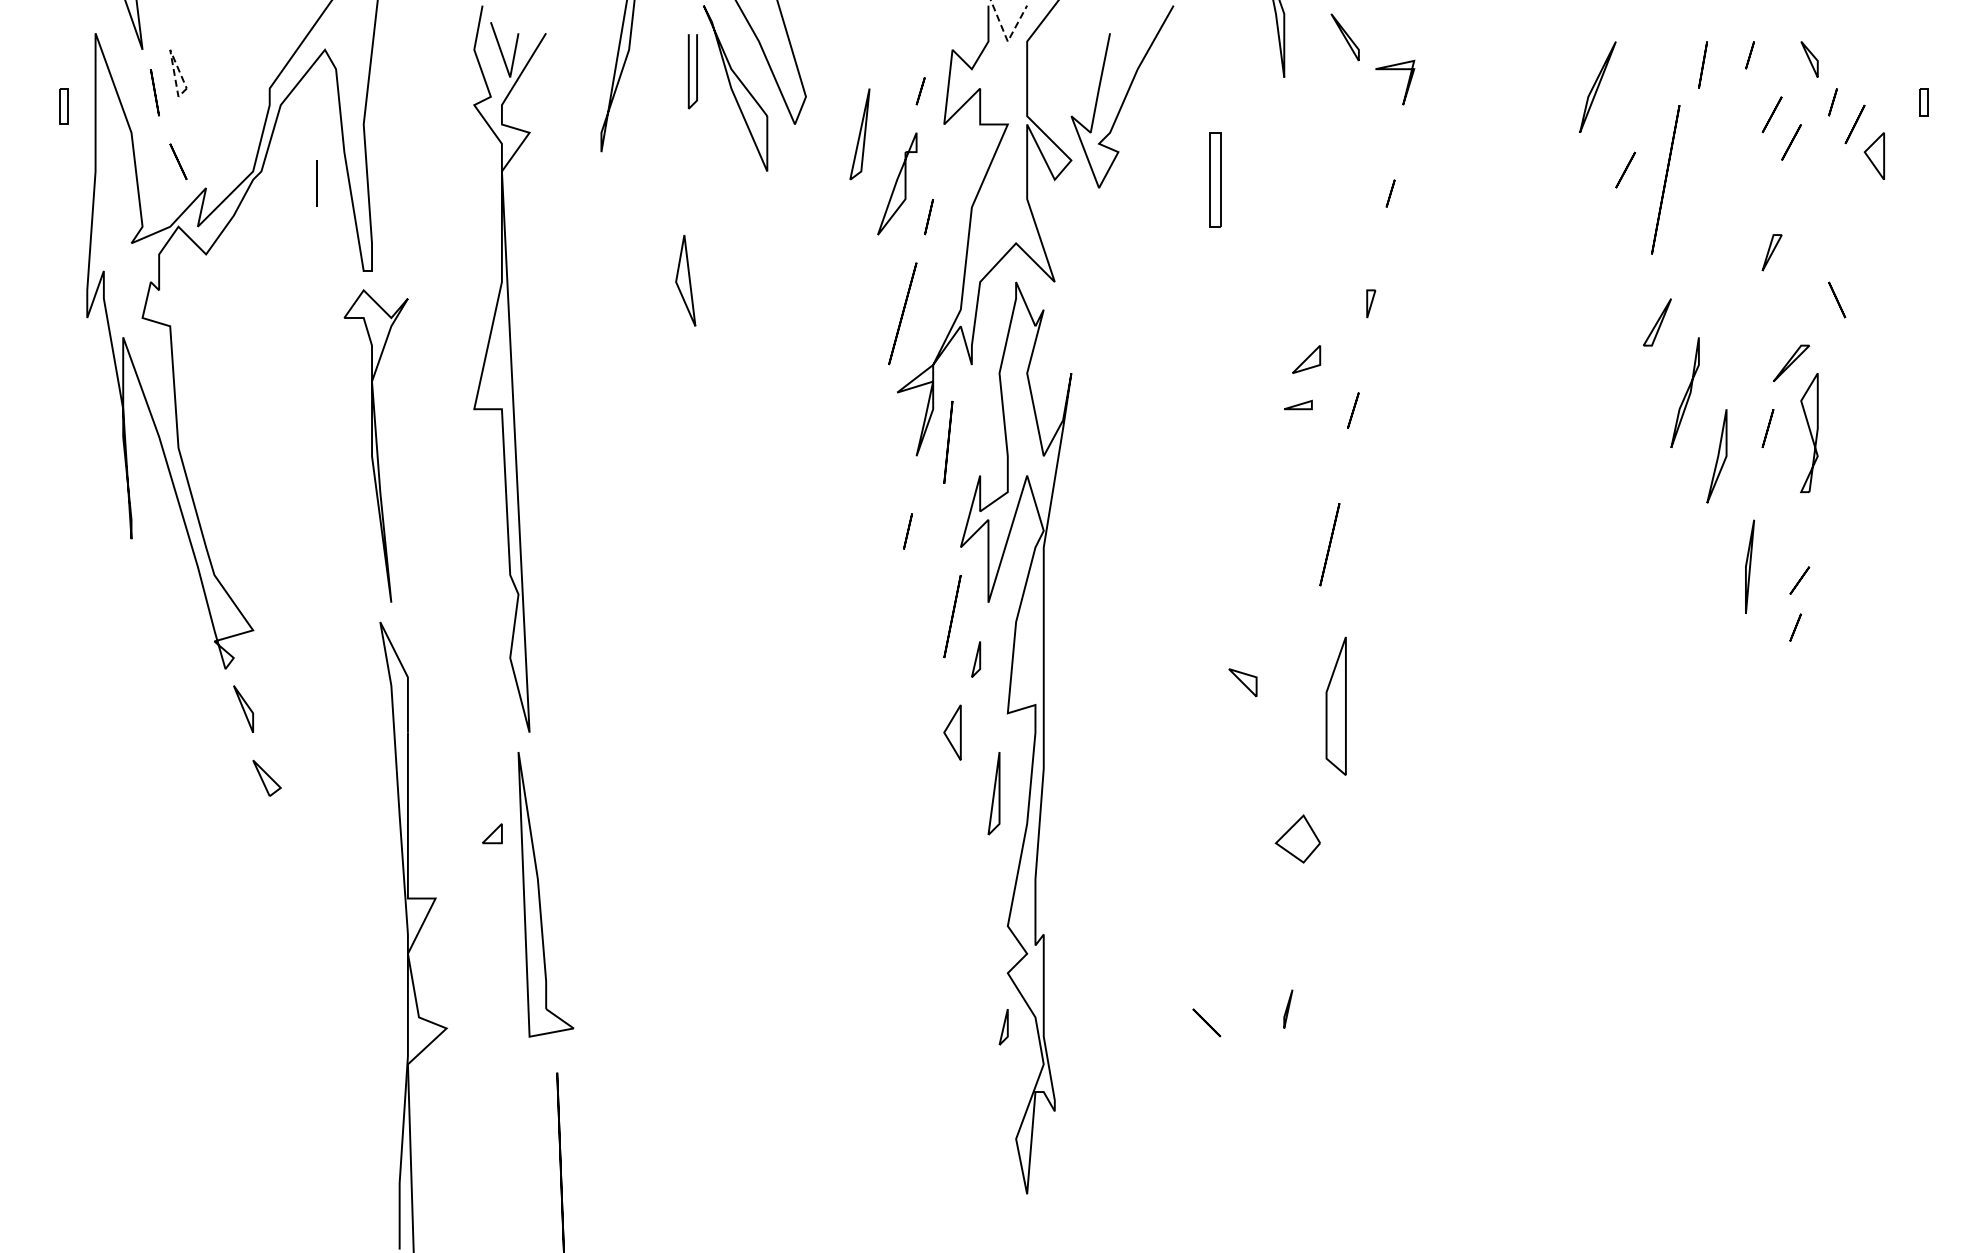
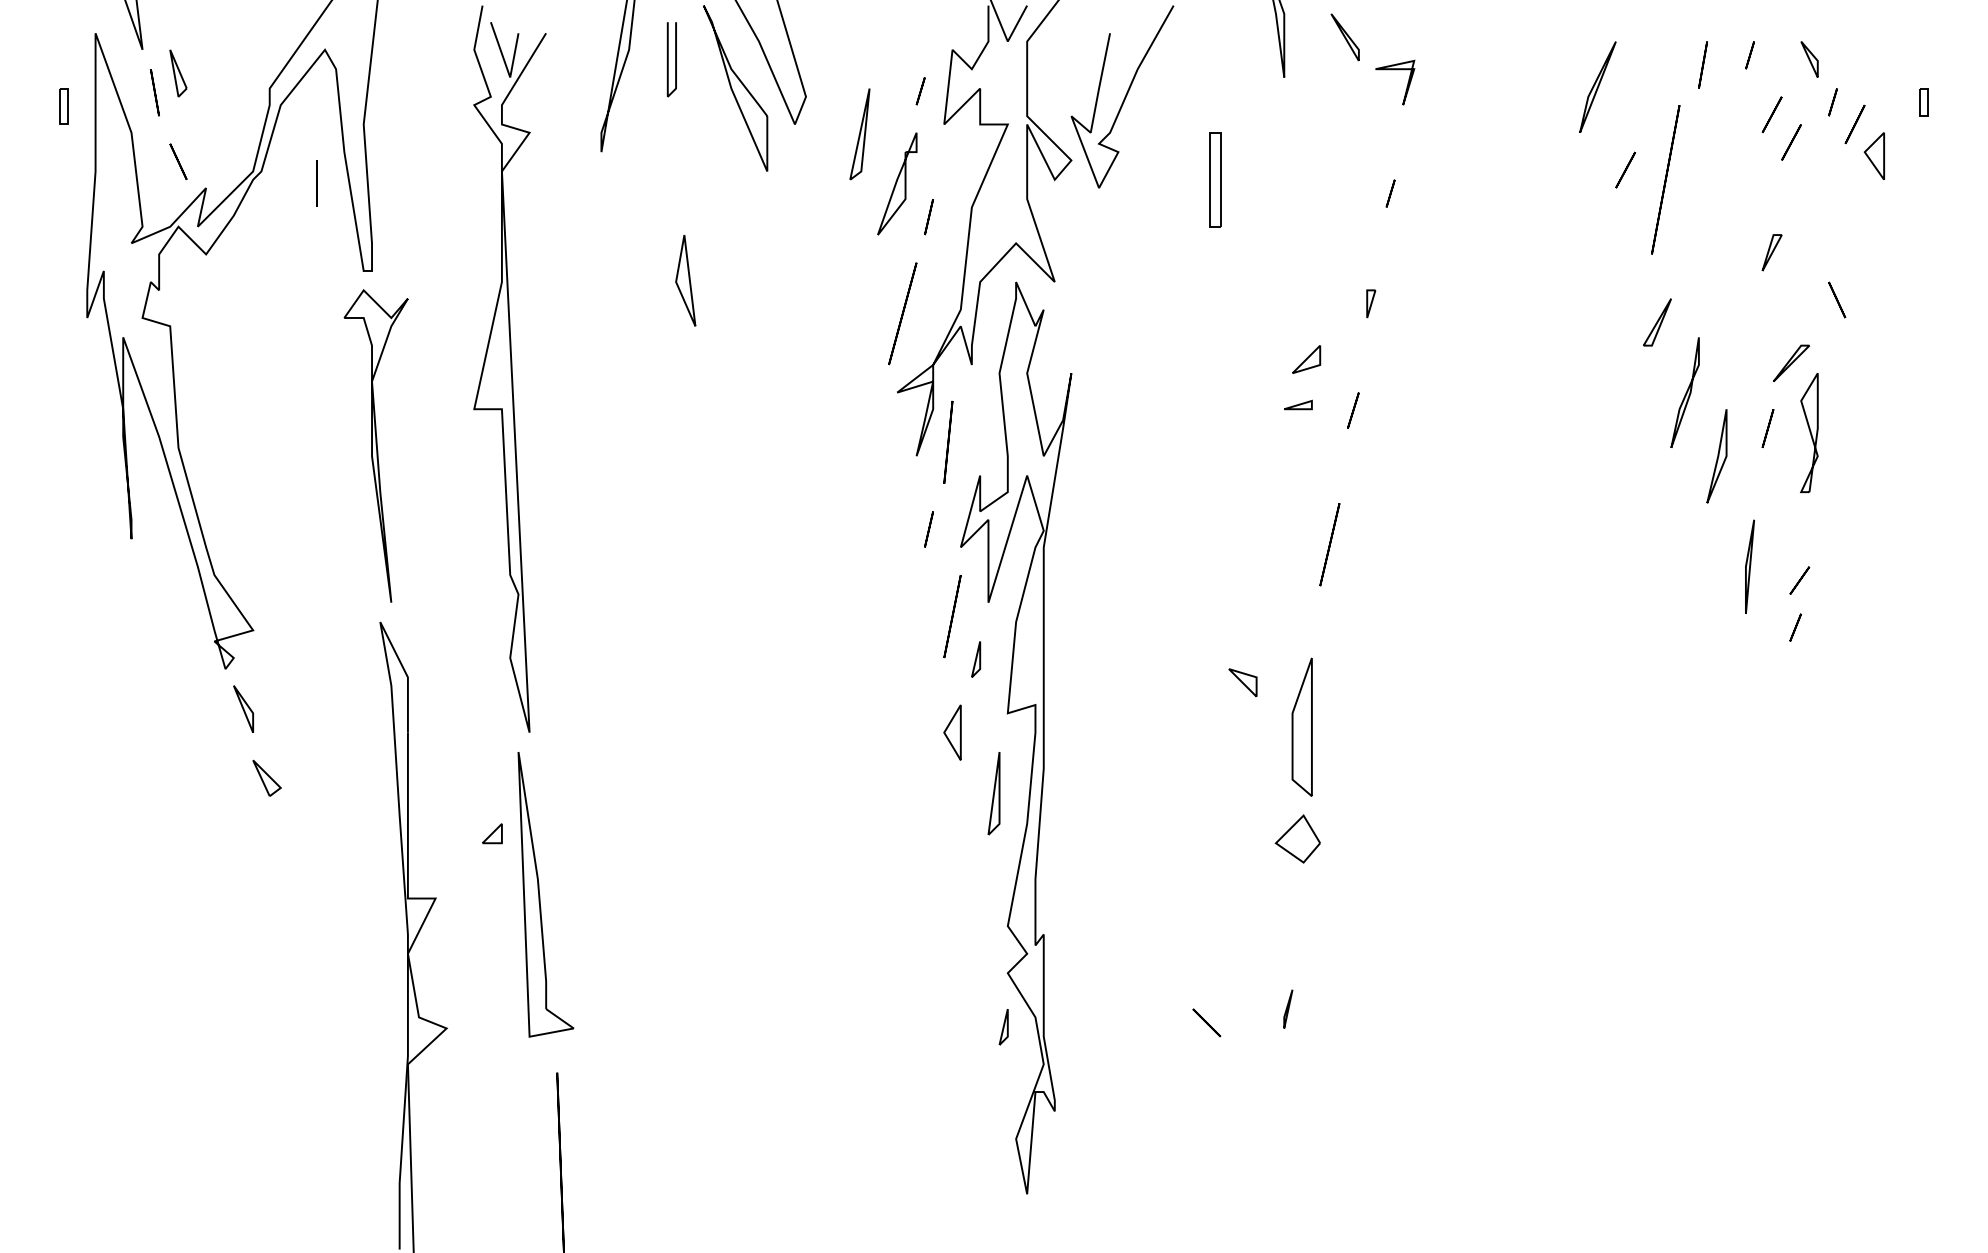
line: dashed -> solid (1007, 40)
line: dashed -> solid (171, 57)
line position: (689, 71) -> (668, 59) (668, 59)
line position: (907, 531) -> (928, 529) (928, 529)
part position: (1335, 705) -> (1301, 726) (1301, 726)
